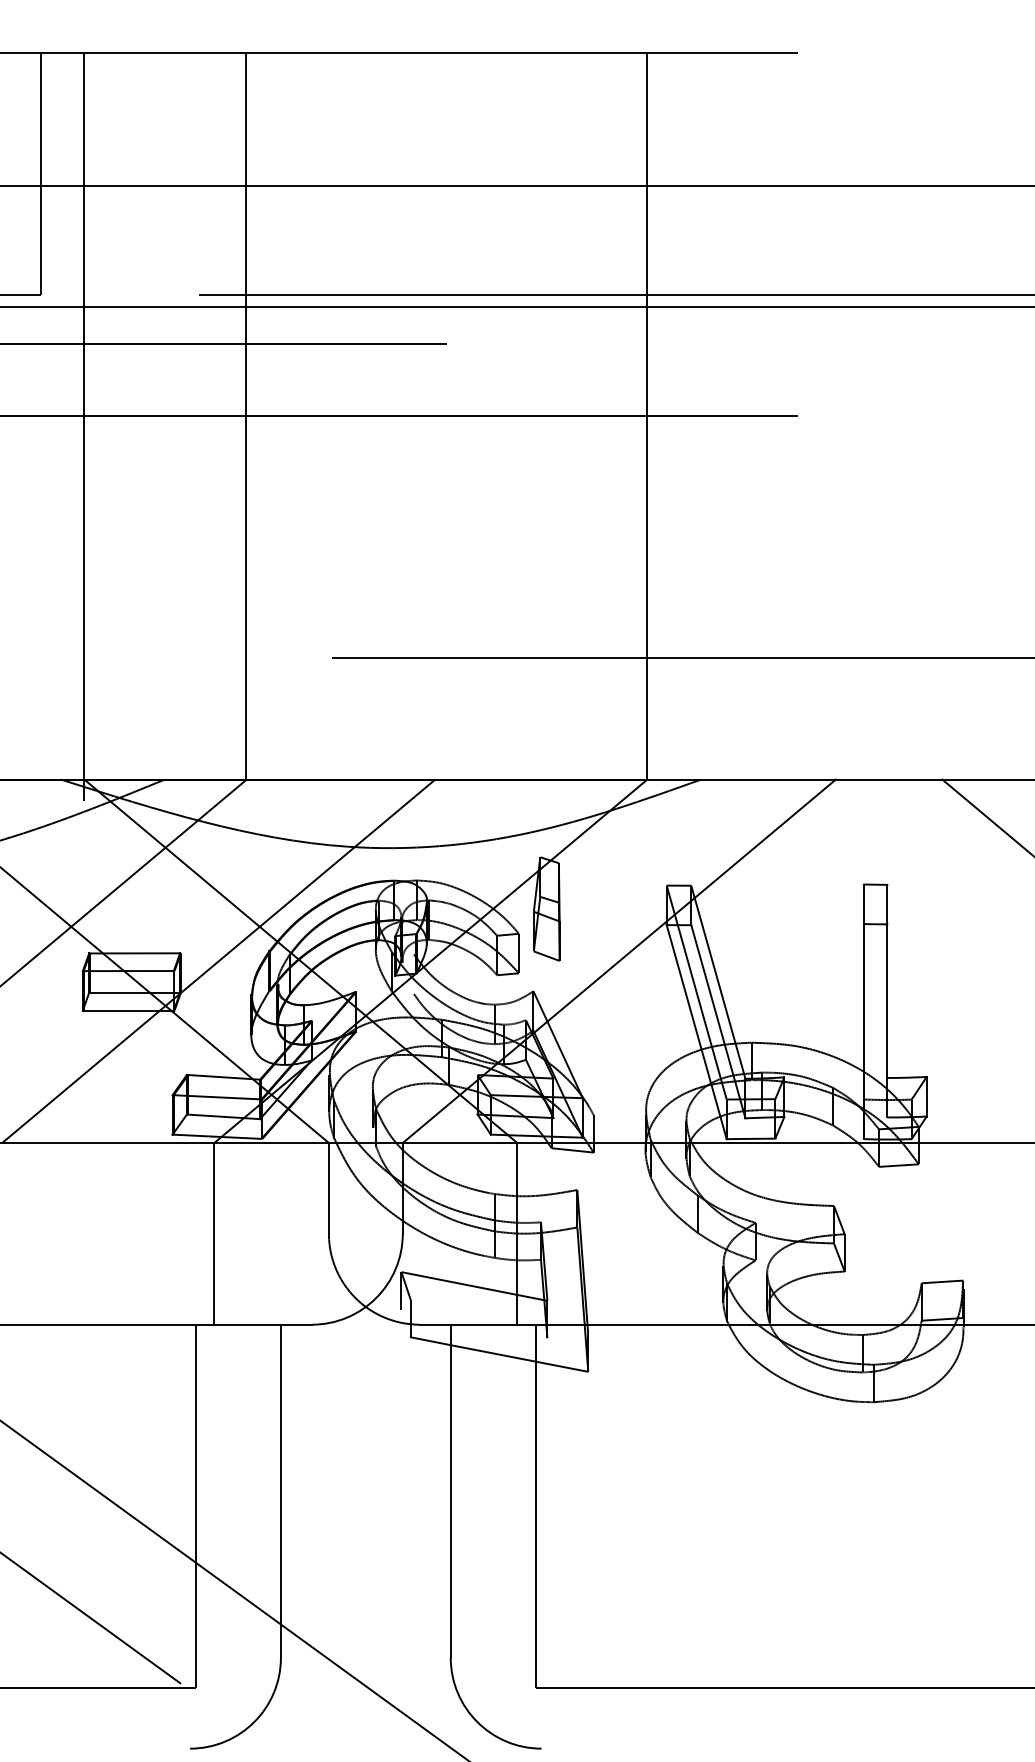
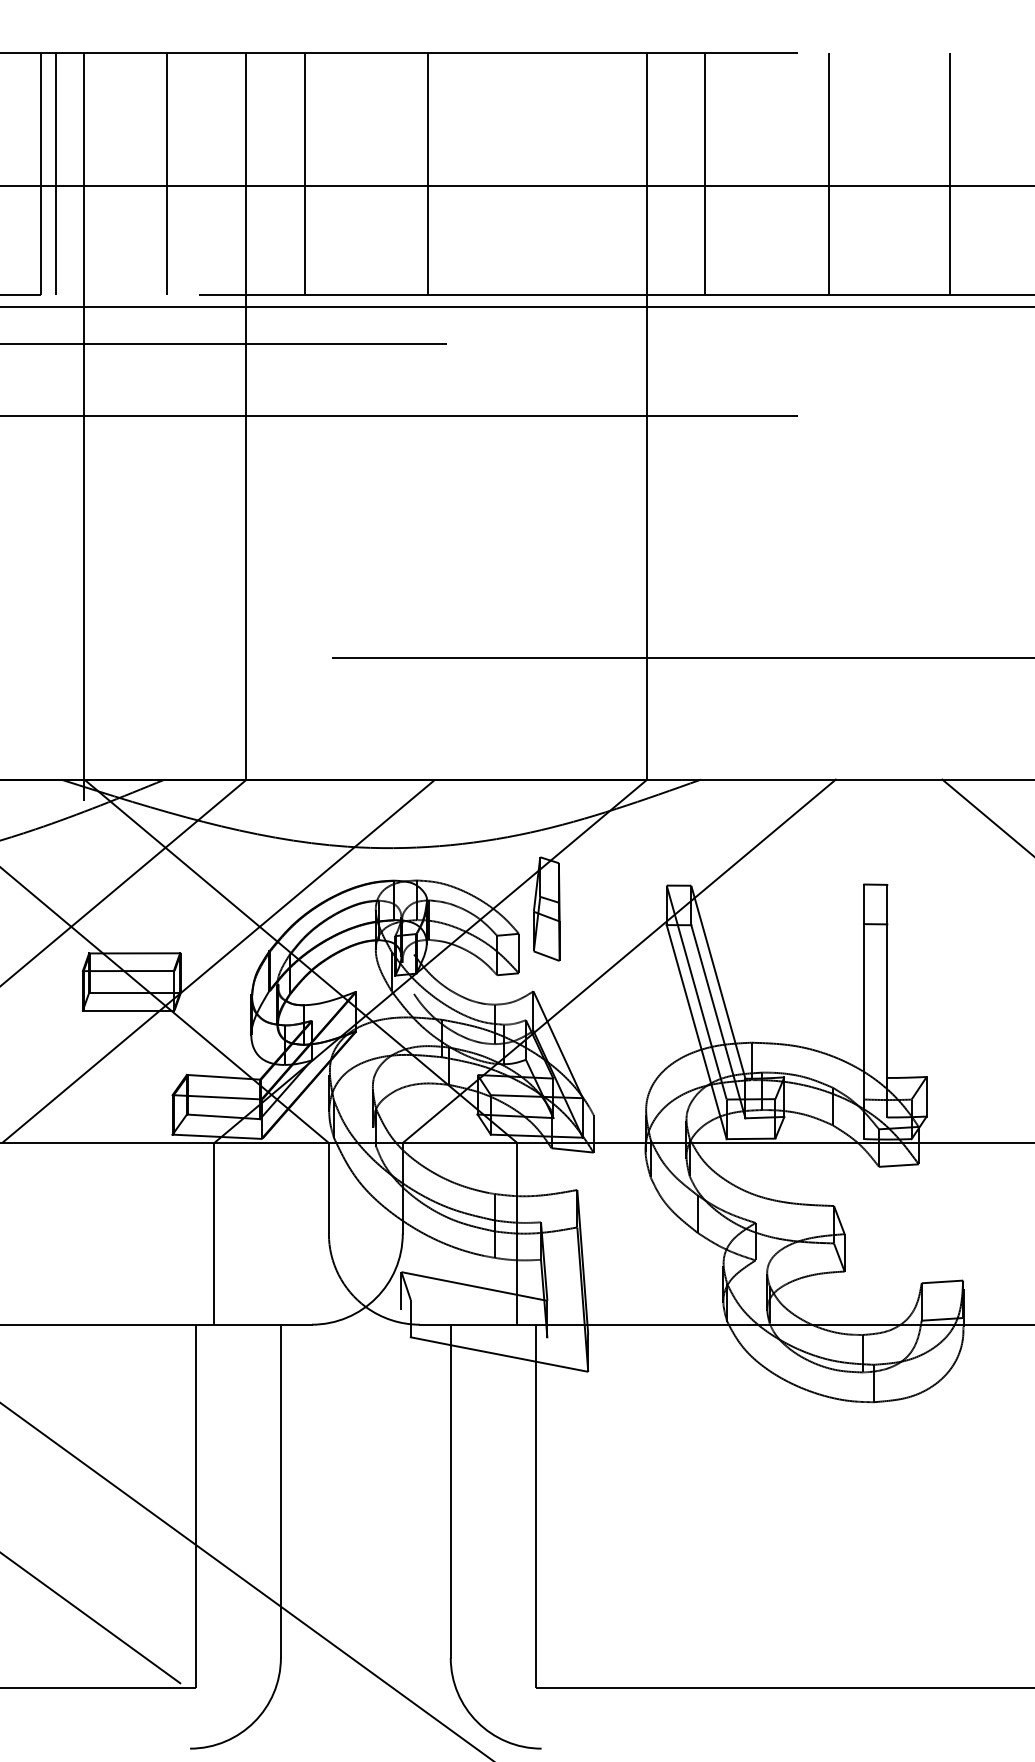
line: none -> present (55, 173)
line: none -> present (167, 173)
line: none -> present (305, 173)
line: none -> present (427, 173)
line: none -> present (705, 173)
line: none -> present (828, 173)
line: none -> present (949, 173)
line position: (233, 1589) -> (246, 1581) (246, 1581)
